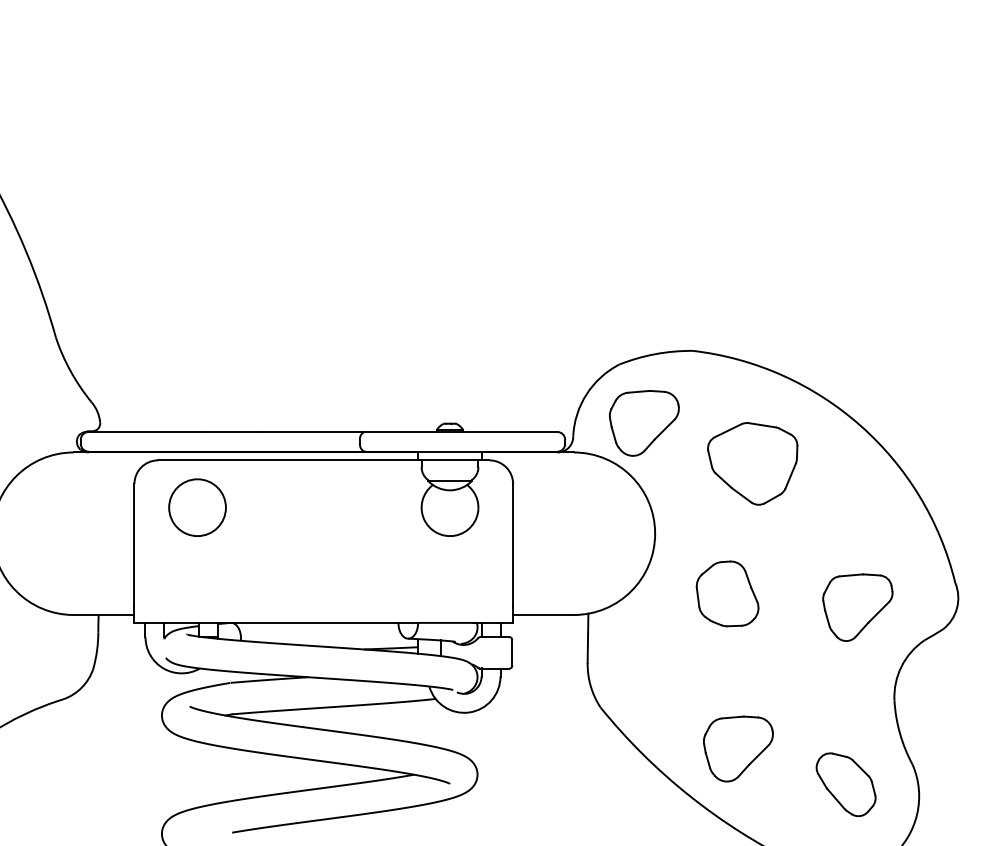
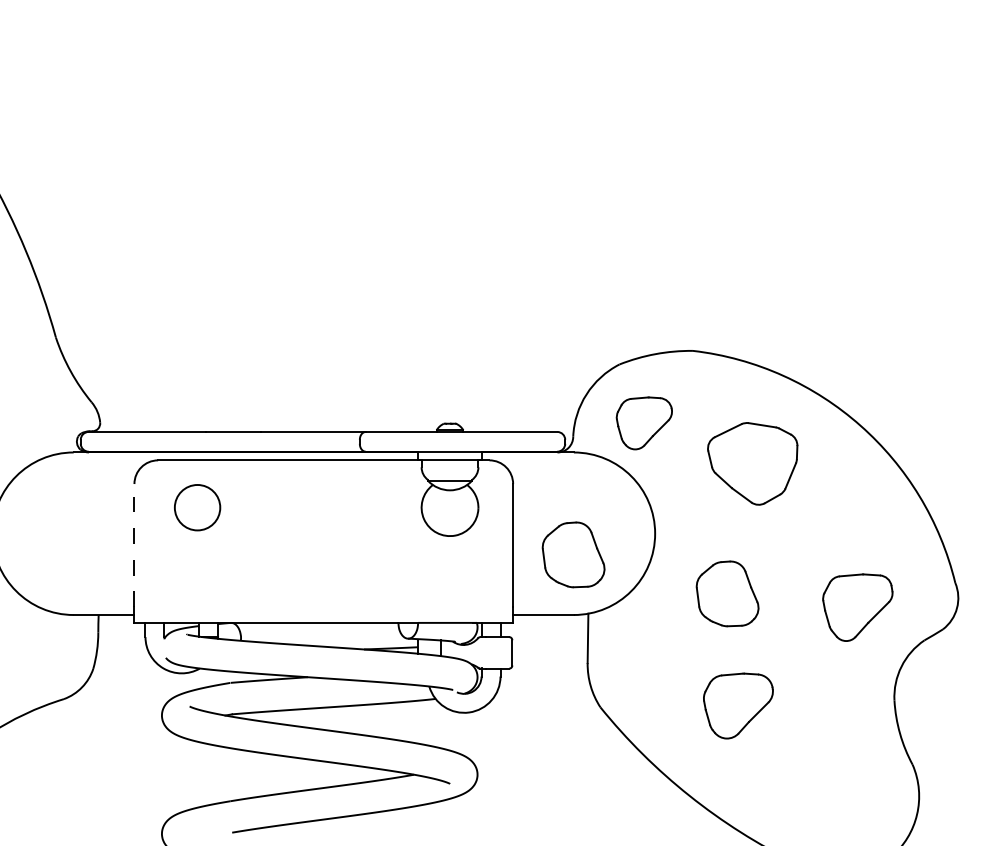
part size: 71x67 px -> 58x55 px (643, 423)
circle diameter: 57 px -> 45 px (197, 507)
line: solid -> dashed (134, 545)
part: none -> present (573, 554)
part position: (738, 748) -> (738, 705) (738, 705)
part: present -> none (845, 784)
